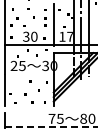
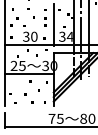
text: 17 -> 34 (65, 36)
line: none -> present (28, 74)
line: dashed -> solid (51, 127)
